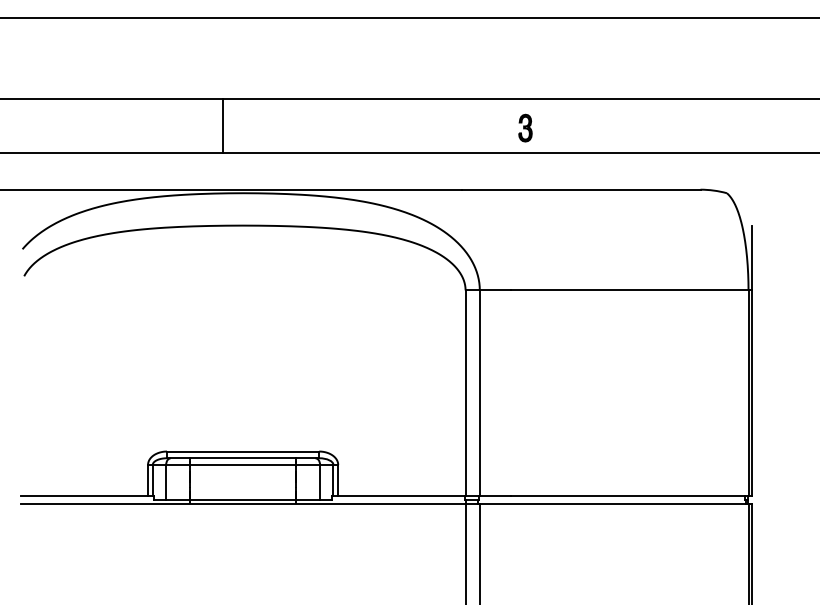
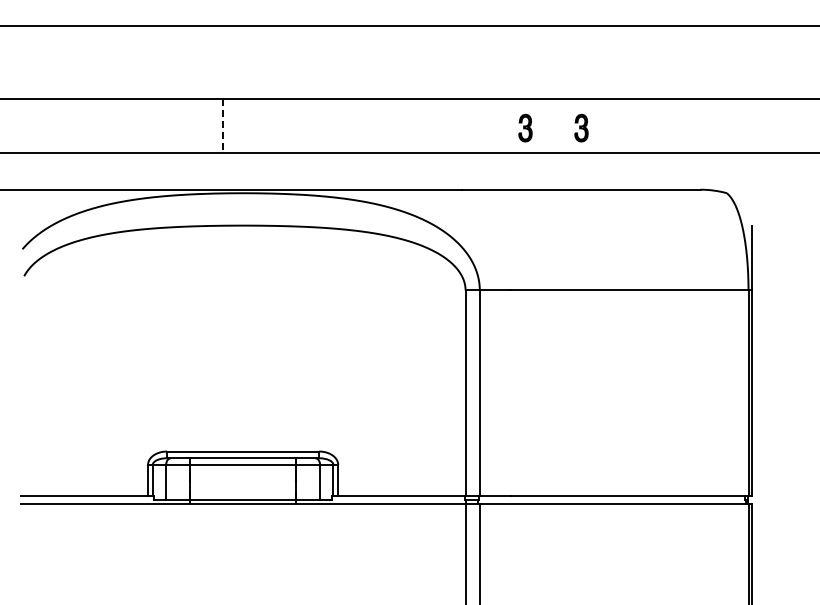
line position: (409, 18) -> (409, 26) (409, 26)
line: solid -> dashed (223, 125)
part: none -> present (581, 127)
